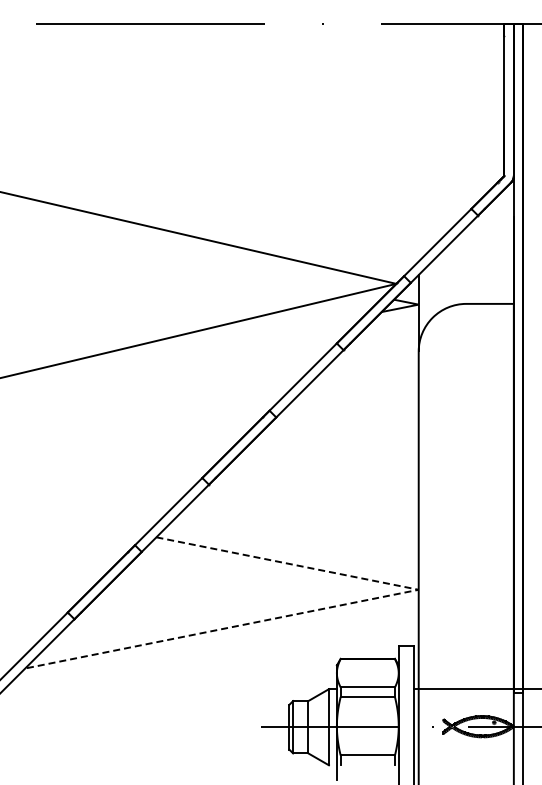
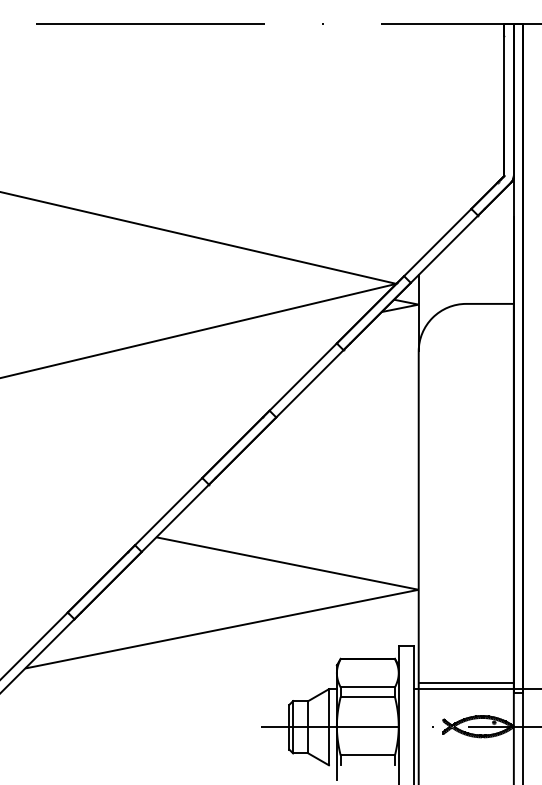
line: dashed -> solid (353, 602)
line: none -> present (465, 683)
